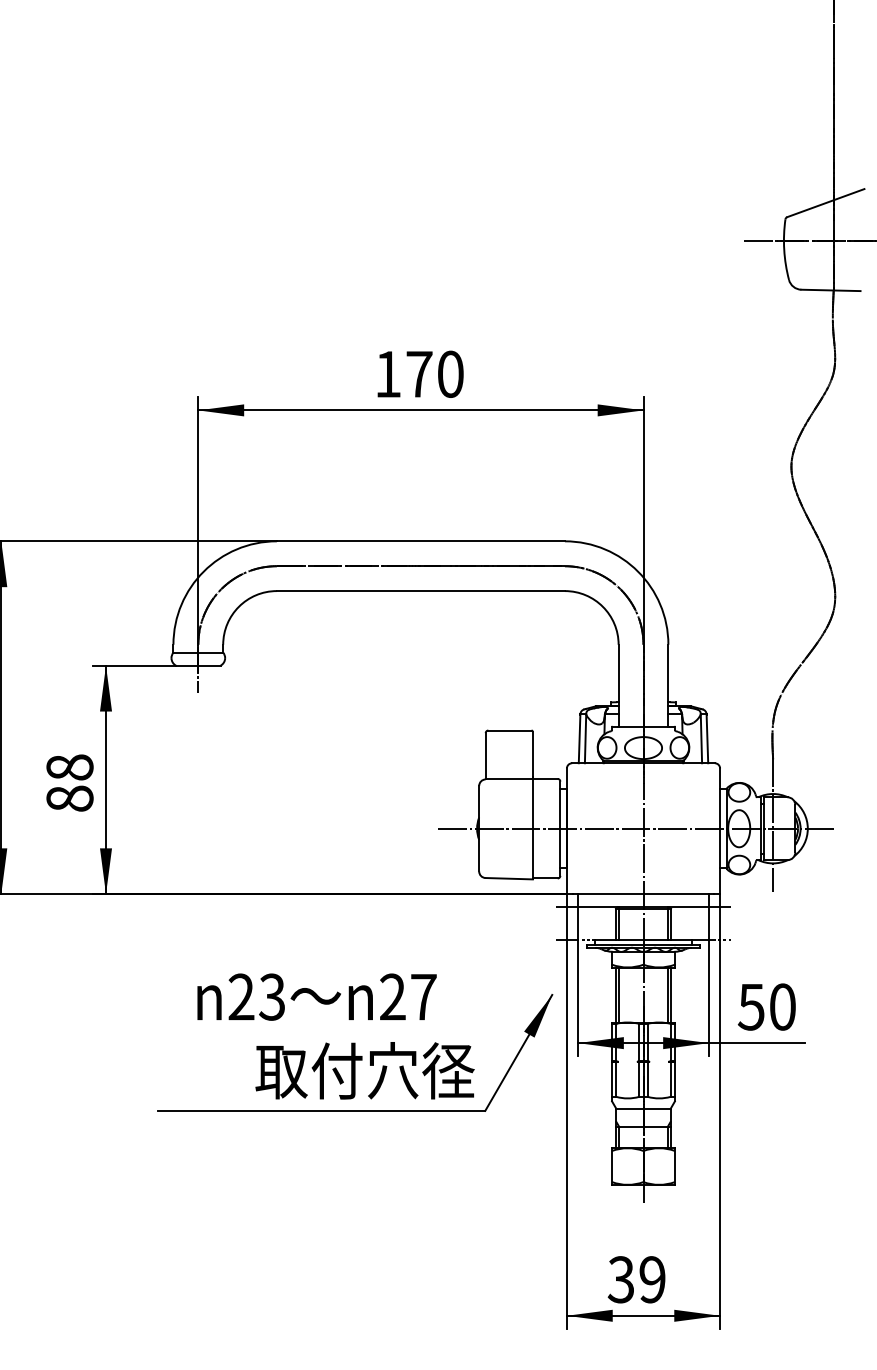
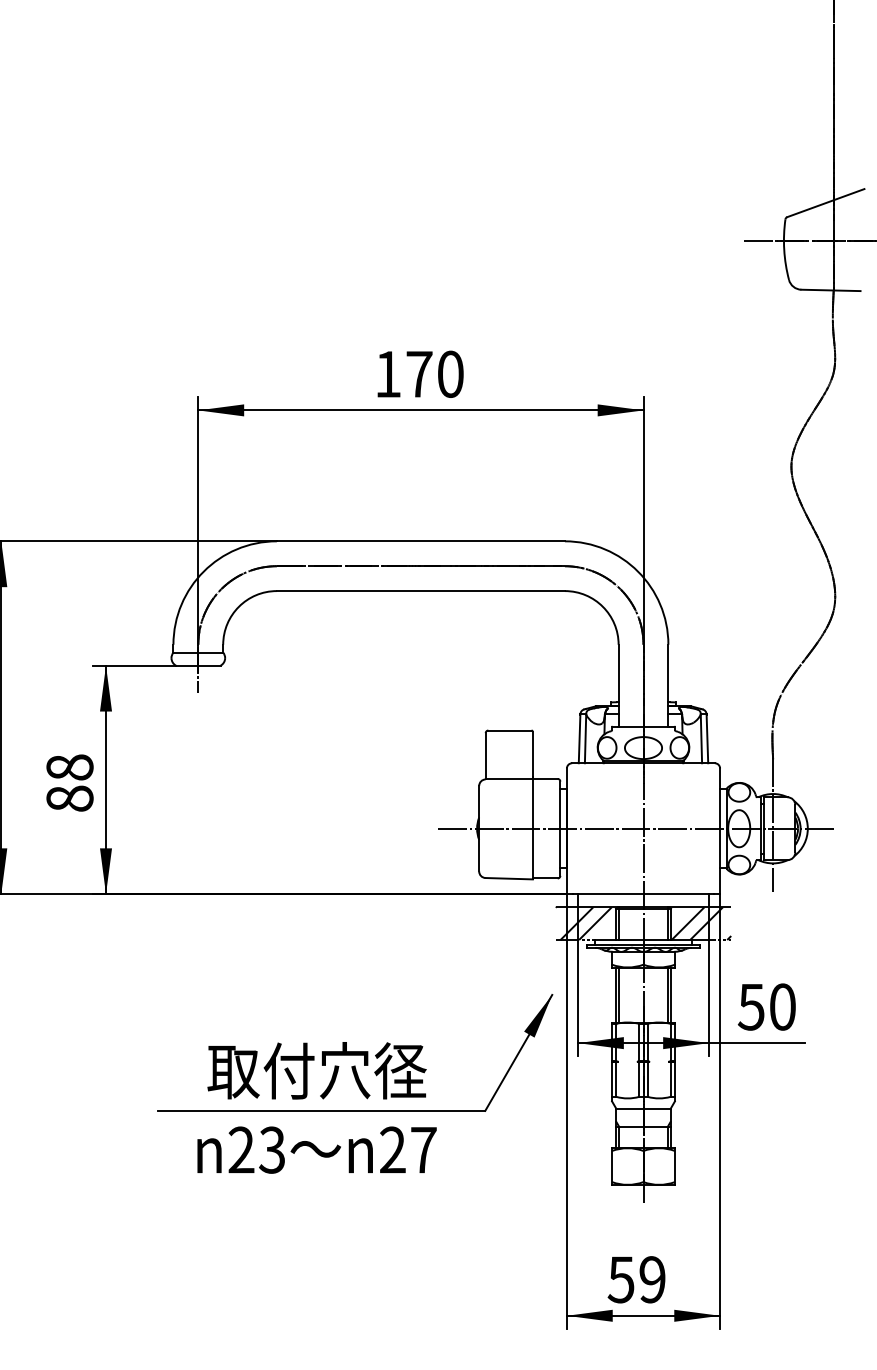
hatch: none -> present (583, 923)
hatch: none -> present (701, 923)
text position: (316, 996) -> (316, 1149) (316, 1149)
text position: (364, 1070) -> (316, 1070) (316, 1070)
text: 39 -> 59 (620, 1279)
